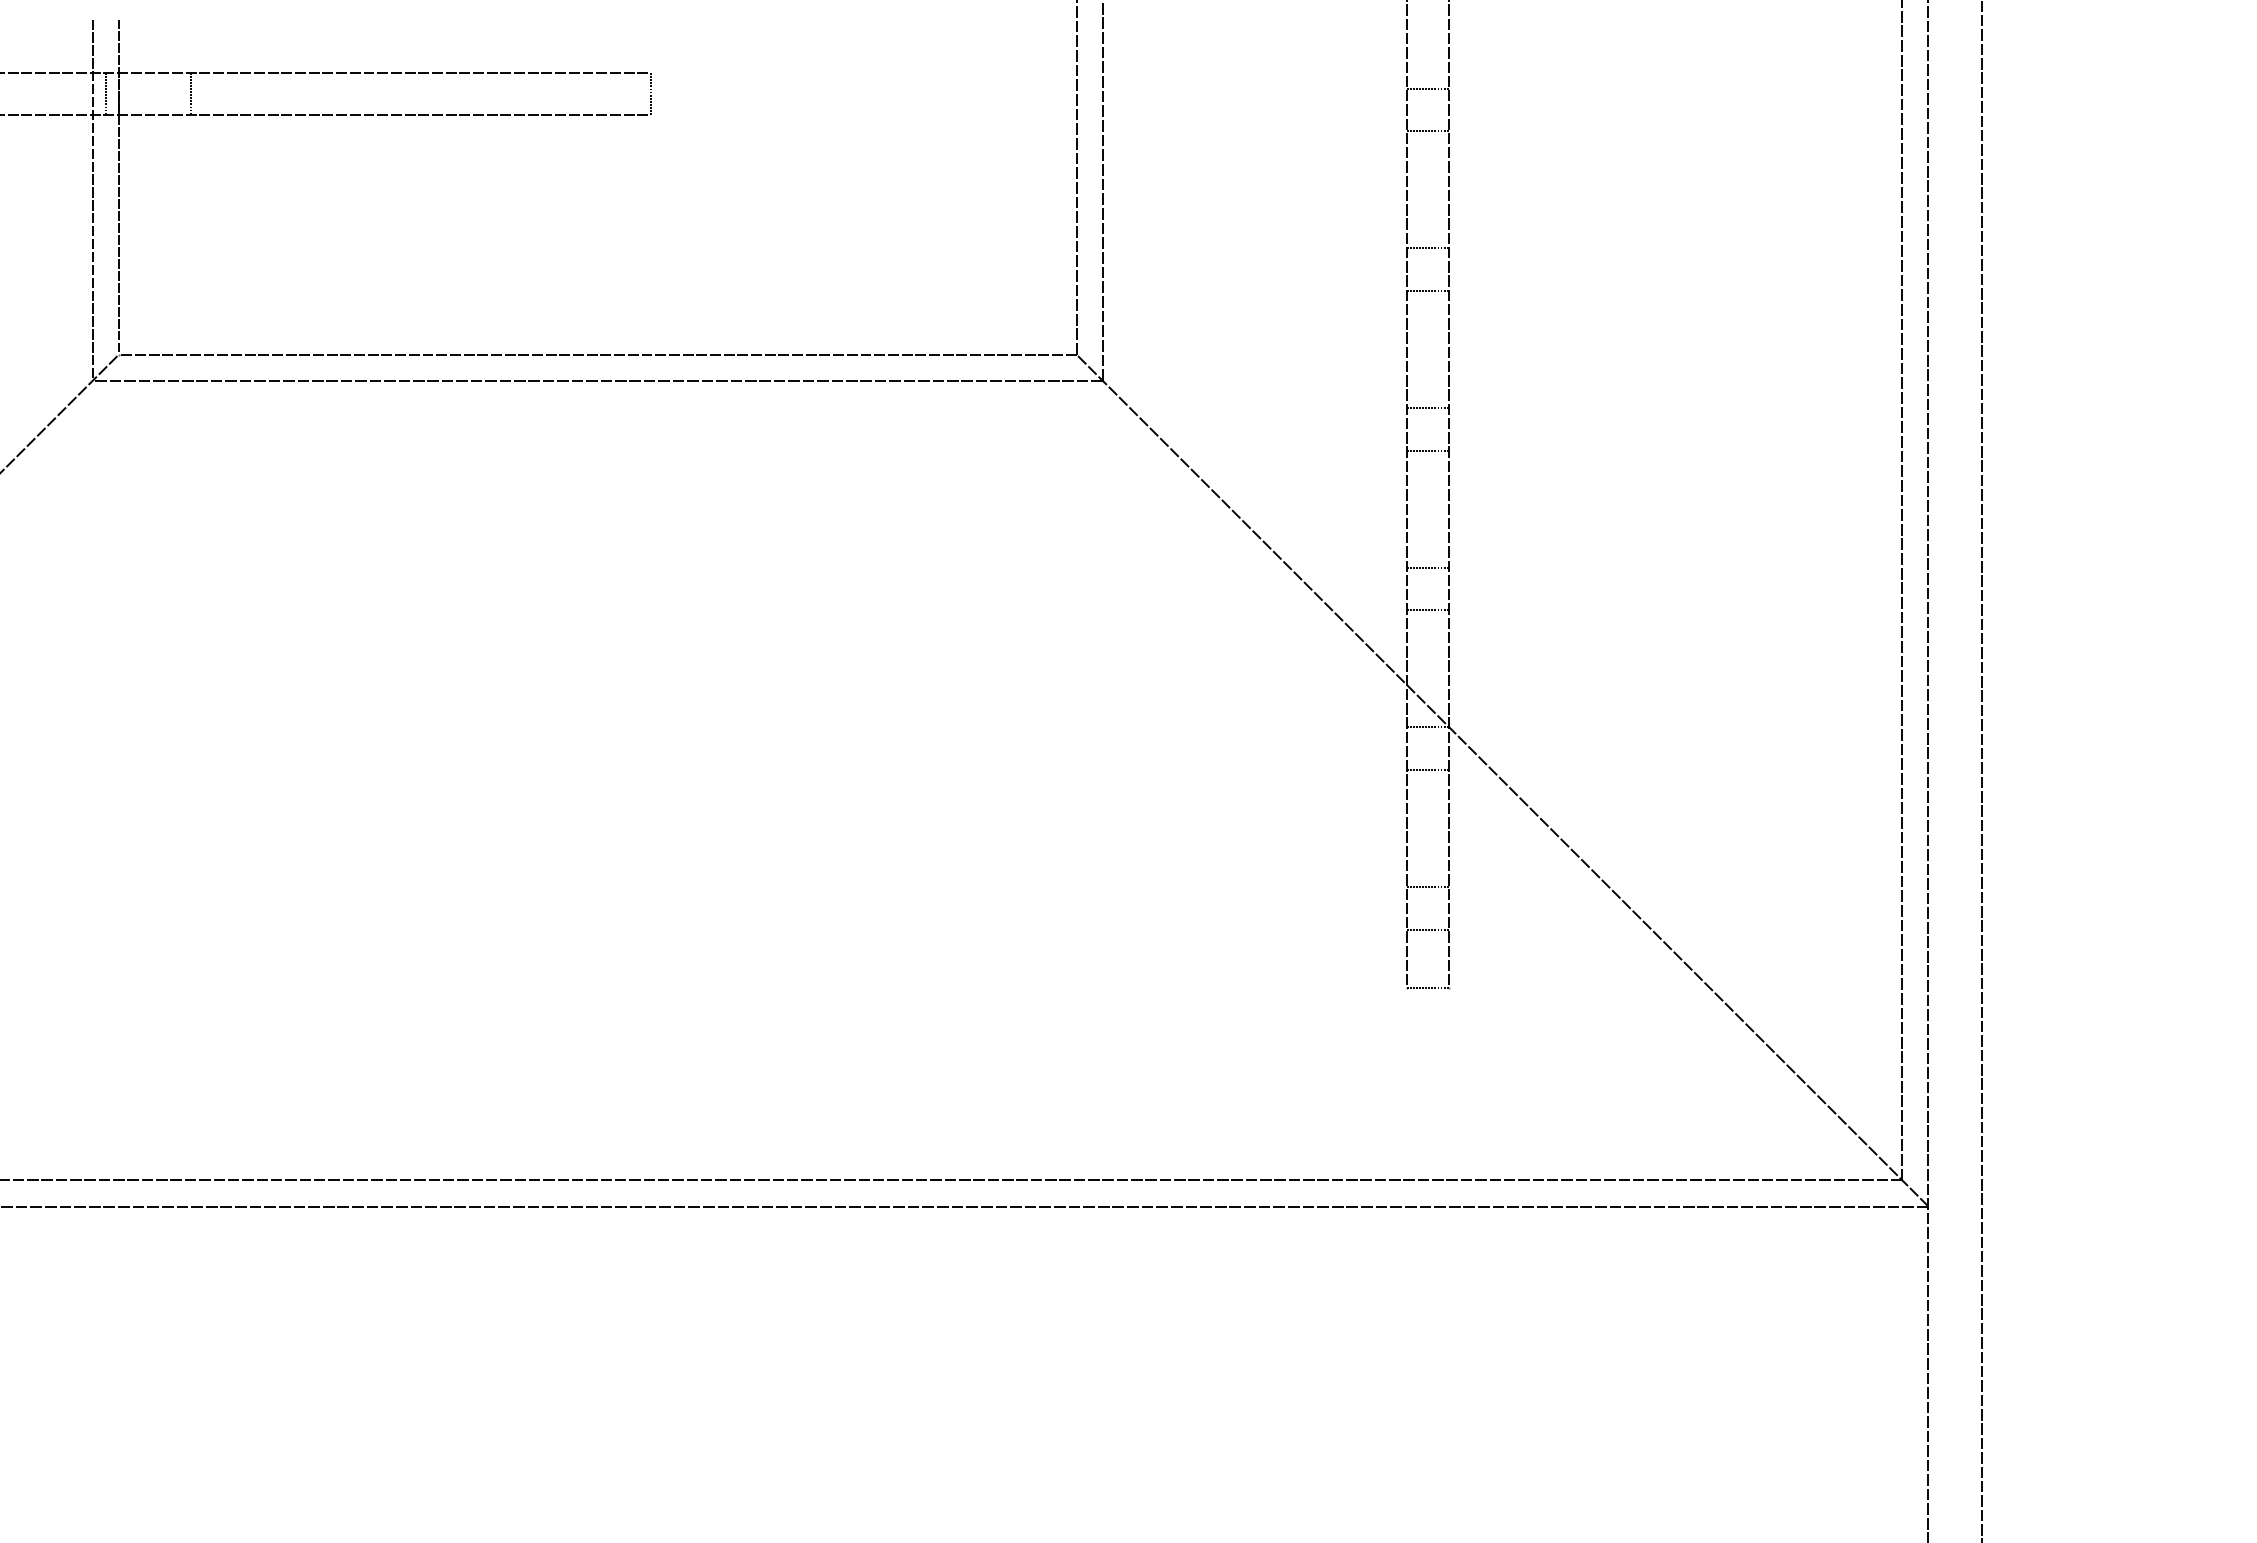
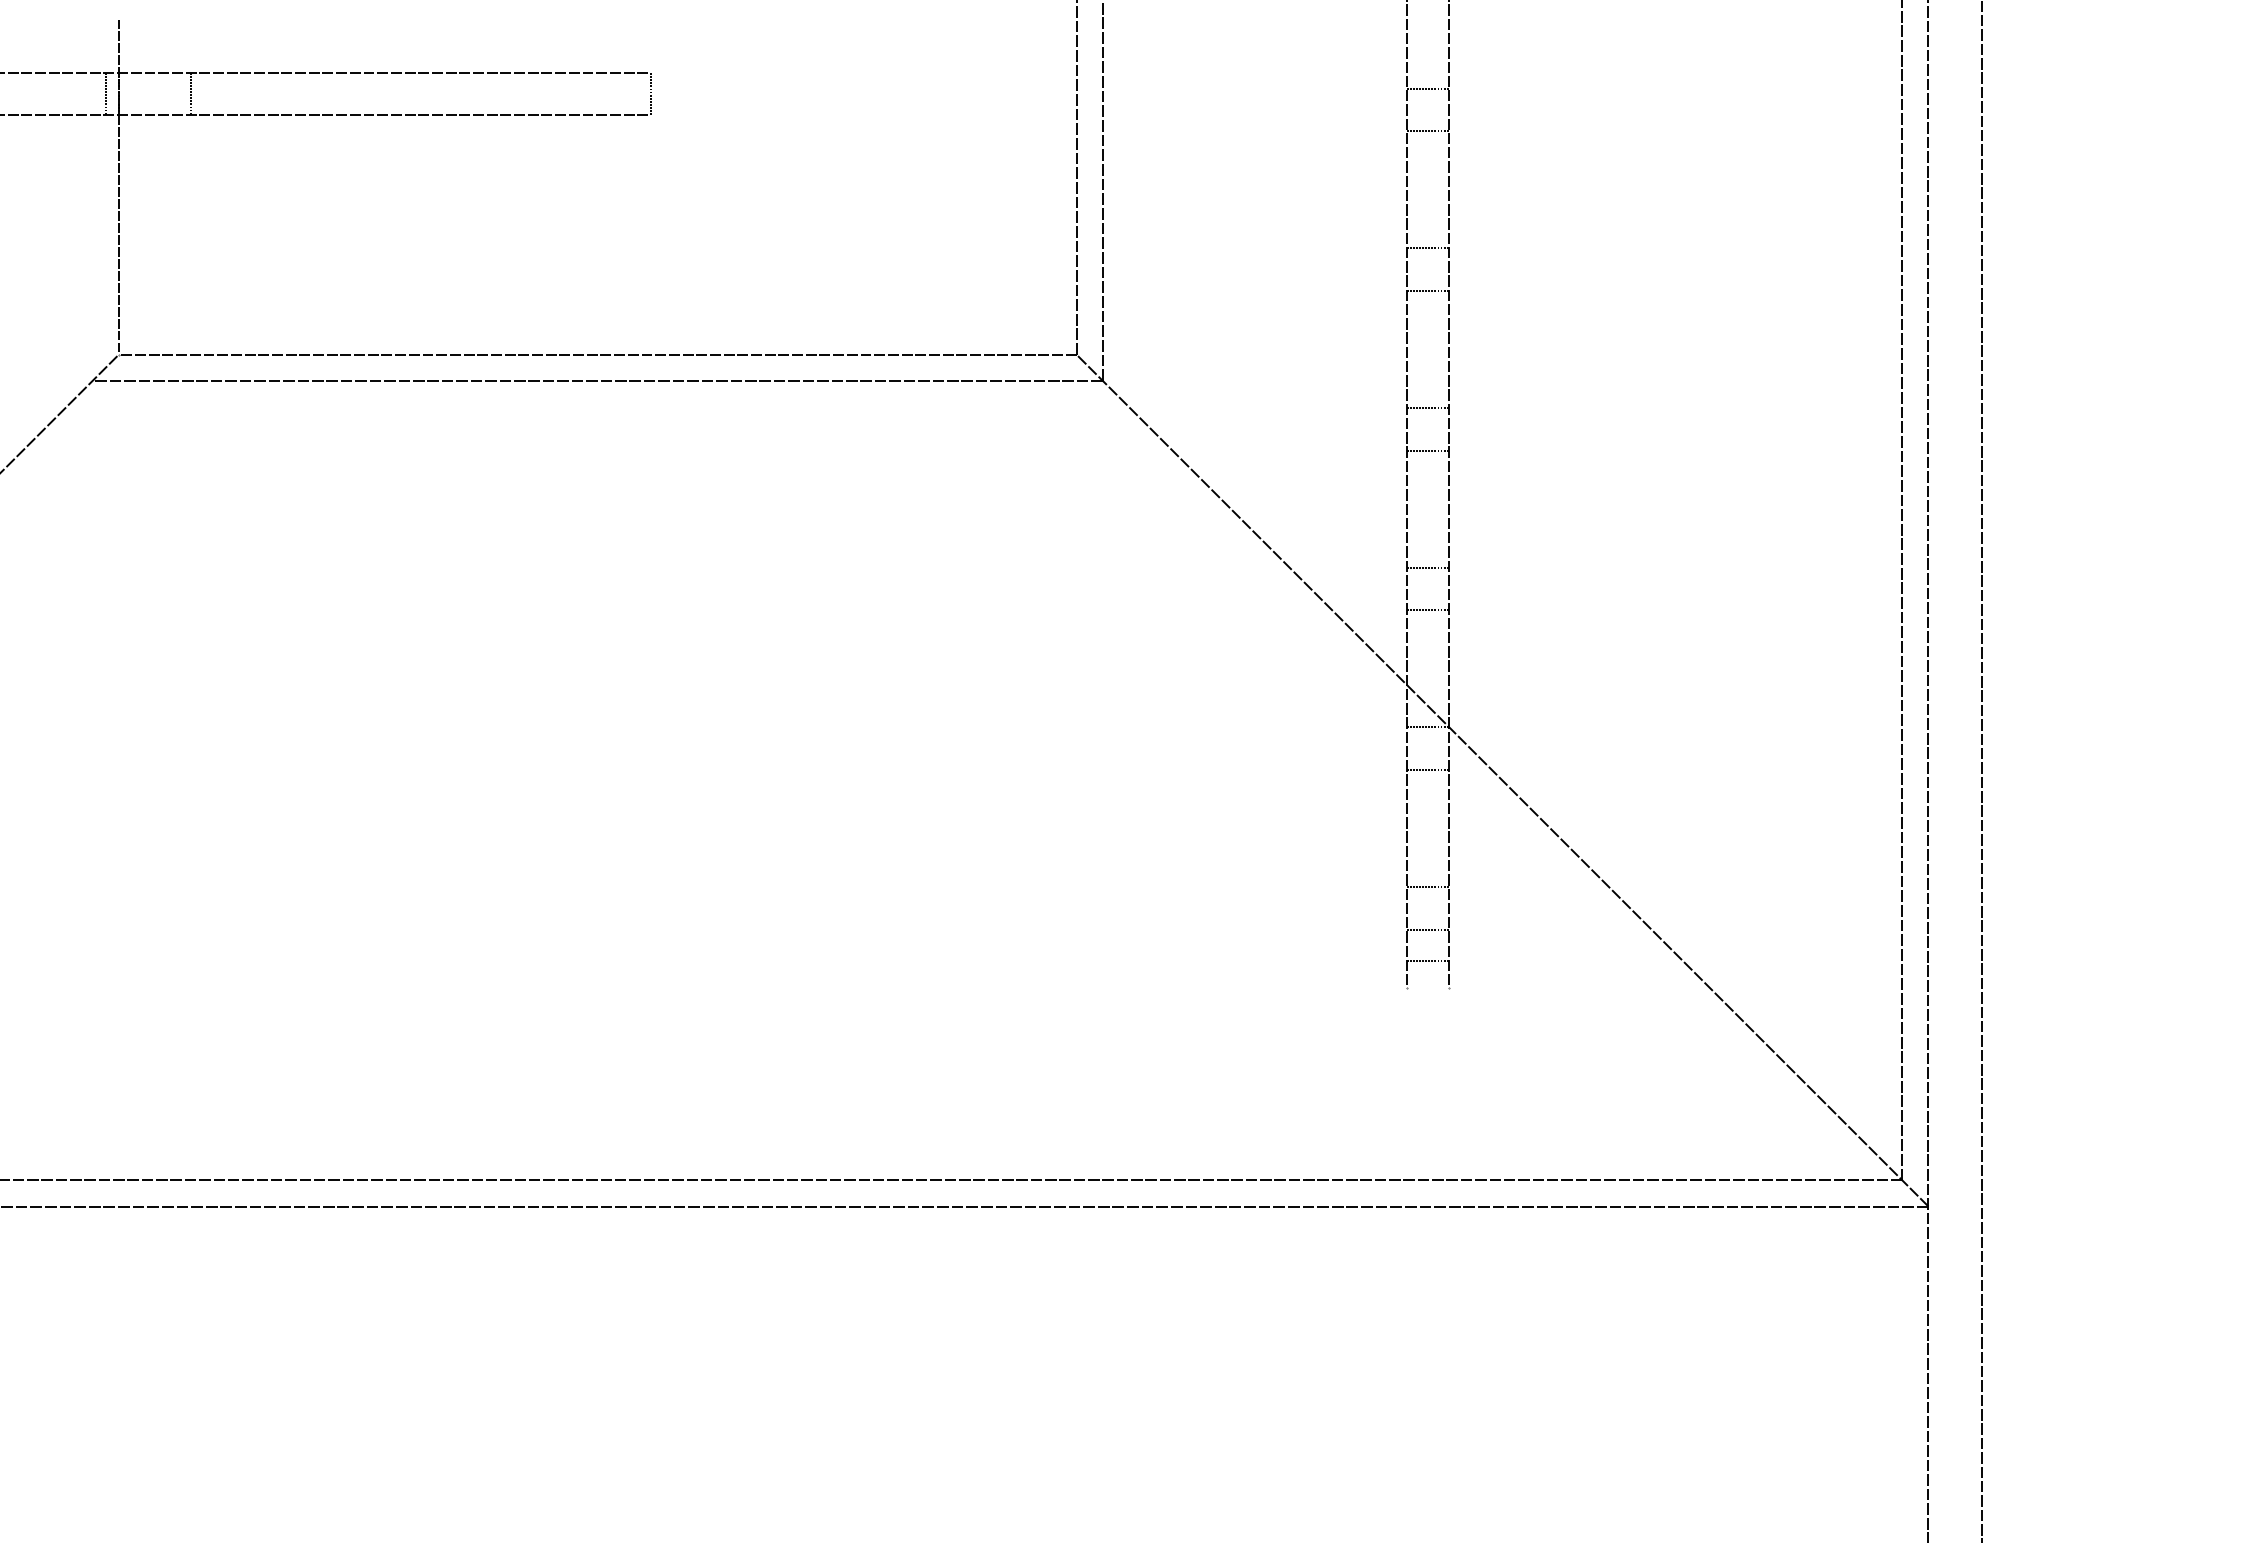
line: present -> none (92, 199)
line position: (1427, 988) -> (1427, 961) (1427, 961)
